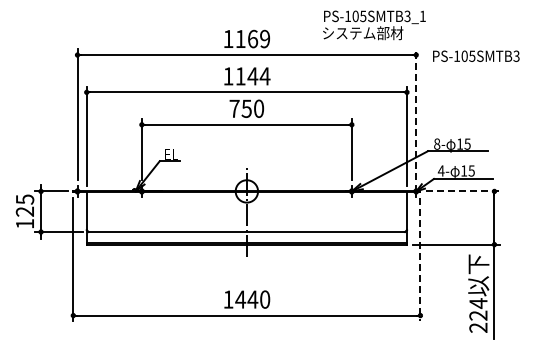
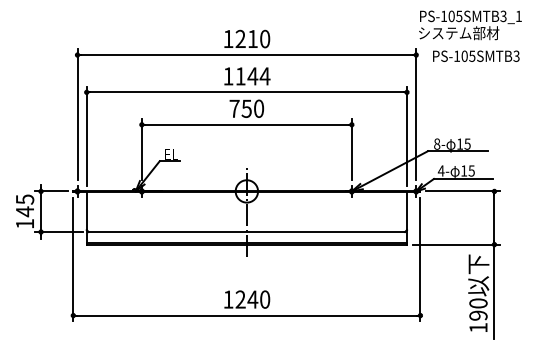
text position: (374, 25) -> (470, 25) (470, 25)
text: 1169 -> 1210 (252, 38)
line: dashed -> solid (416, 114)
line: dashed -> solid (463, 191)
text: 125 -> 145 (24, 211)
line: dashed -> solid (420, 259)
text: 1440 -> 1240 (240, 299)
text: 224 -> 190 (478, 315)
